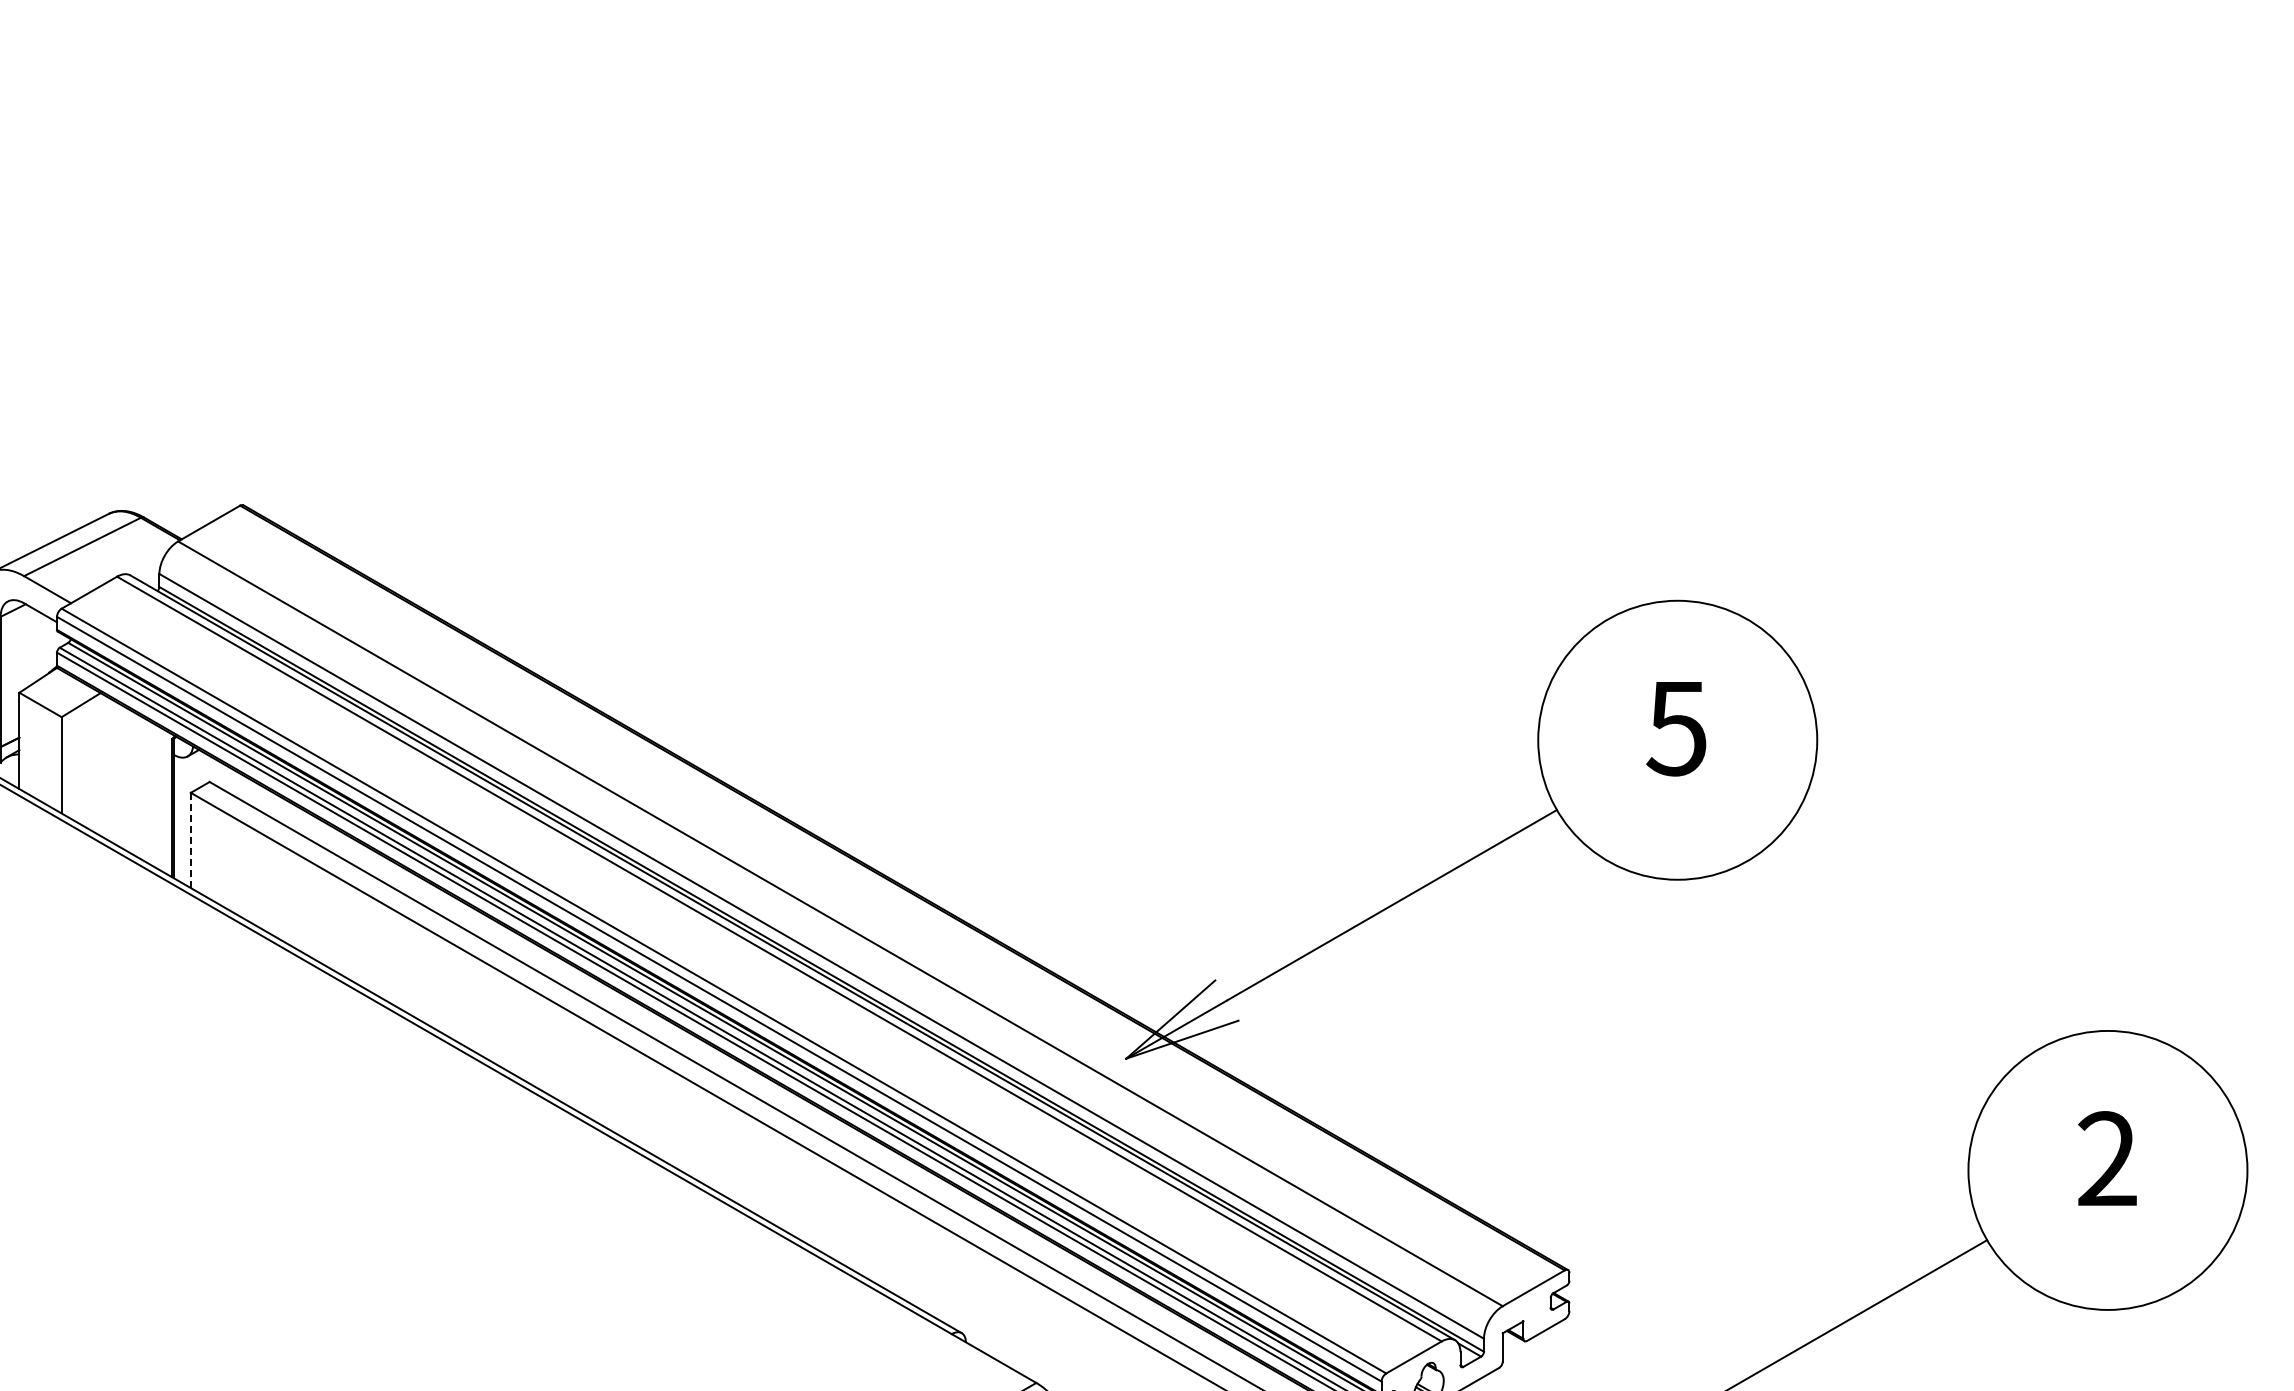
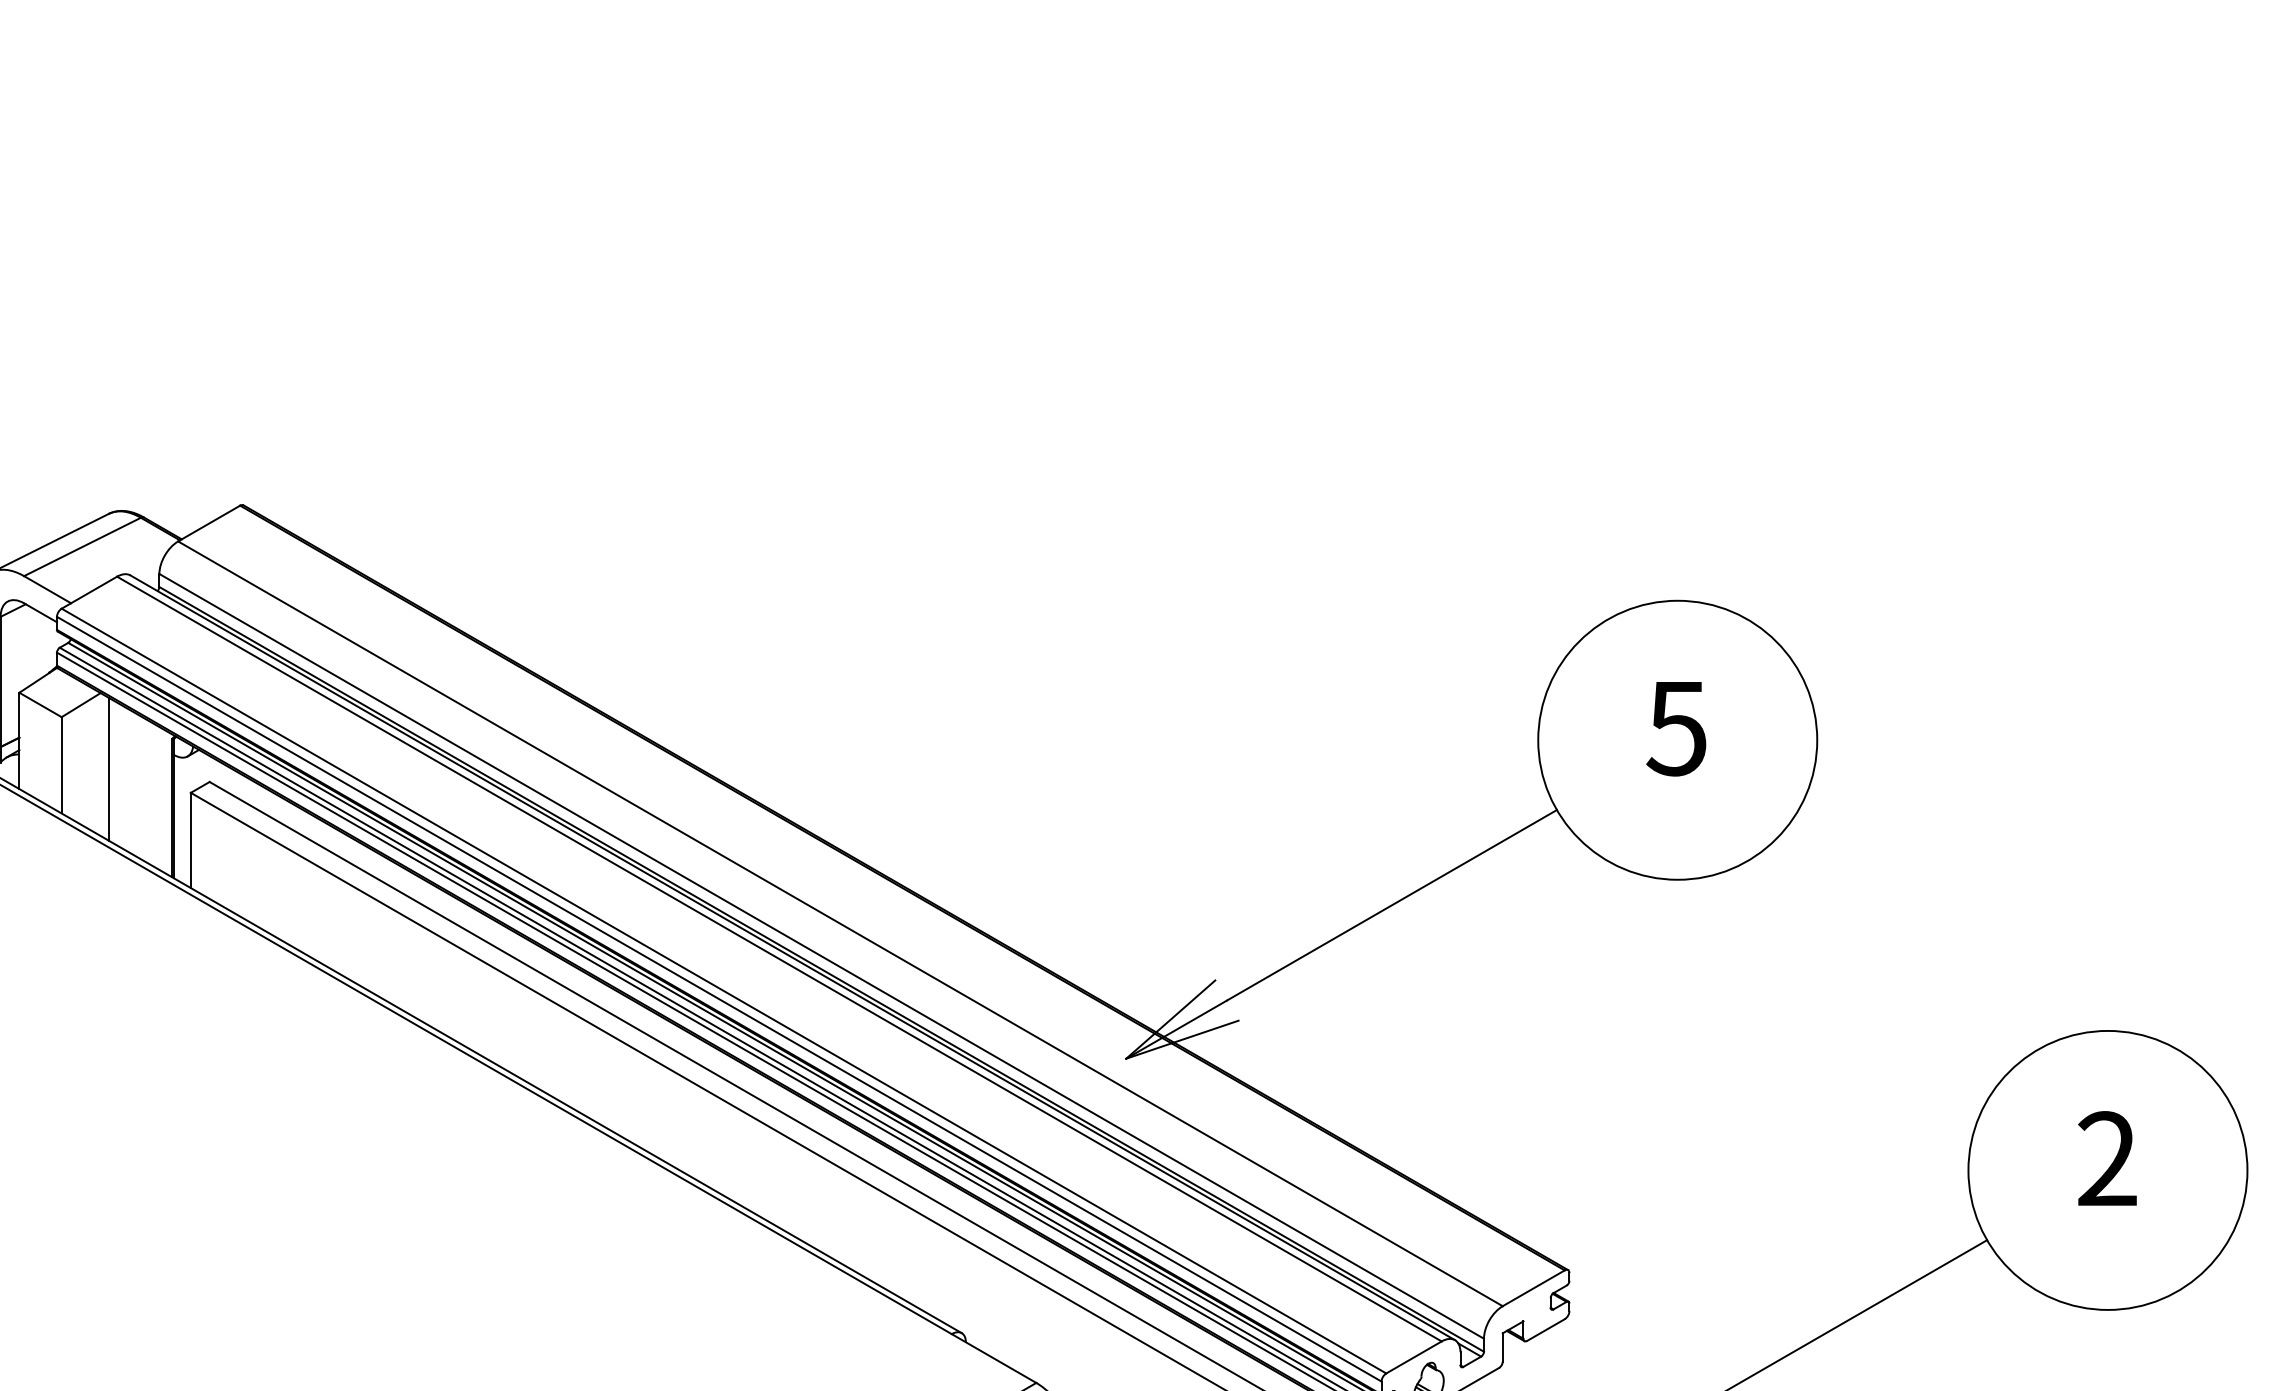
line: none -> present (108, 768)
line: dashed -> solid (190, 840)
